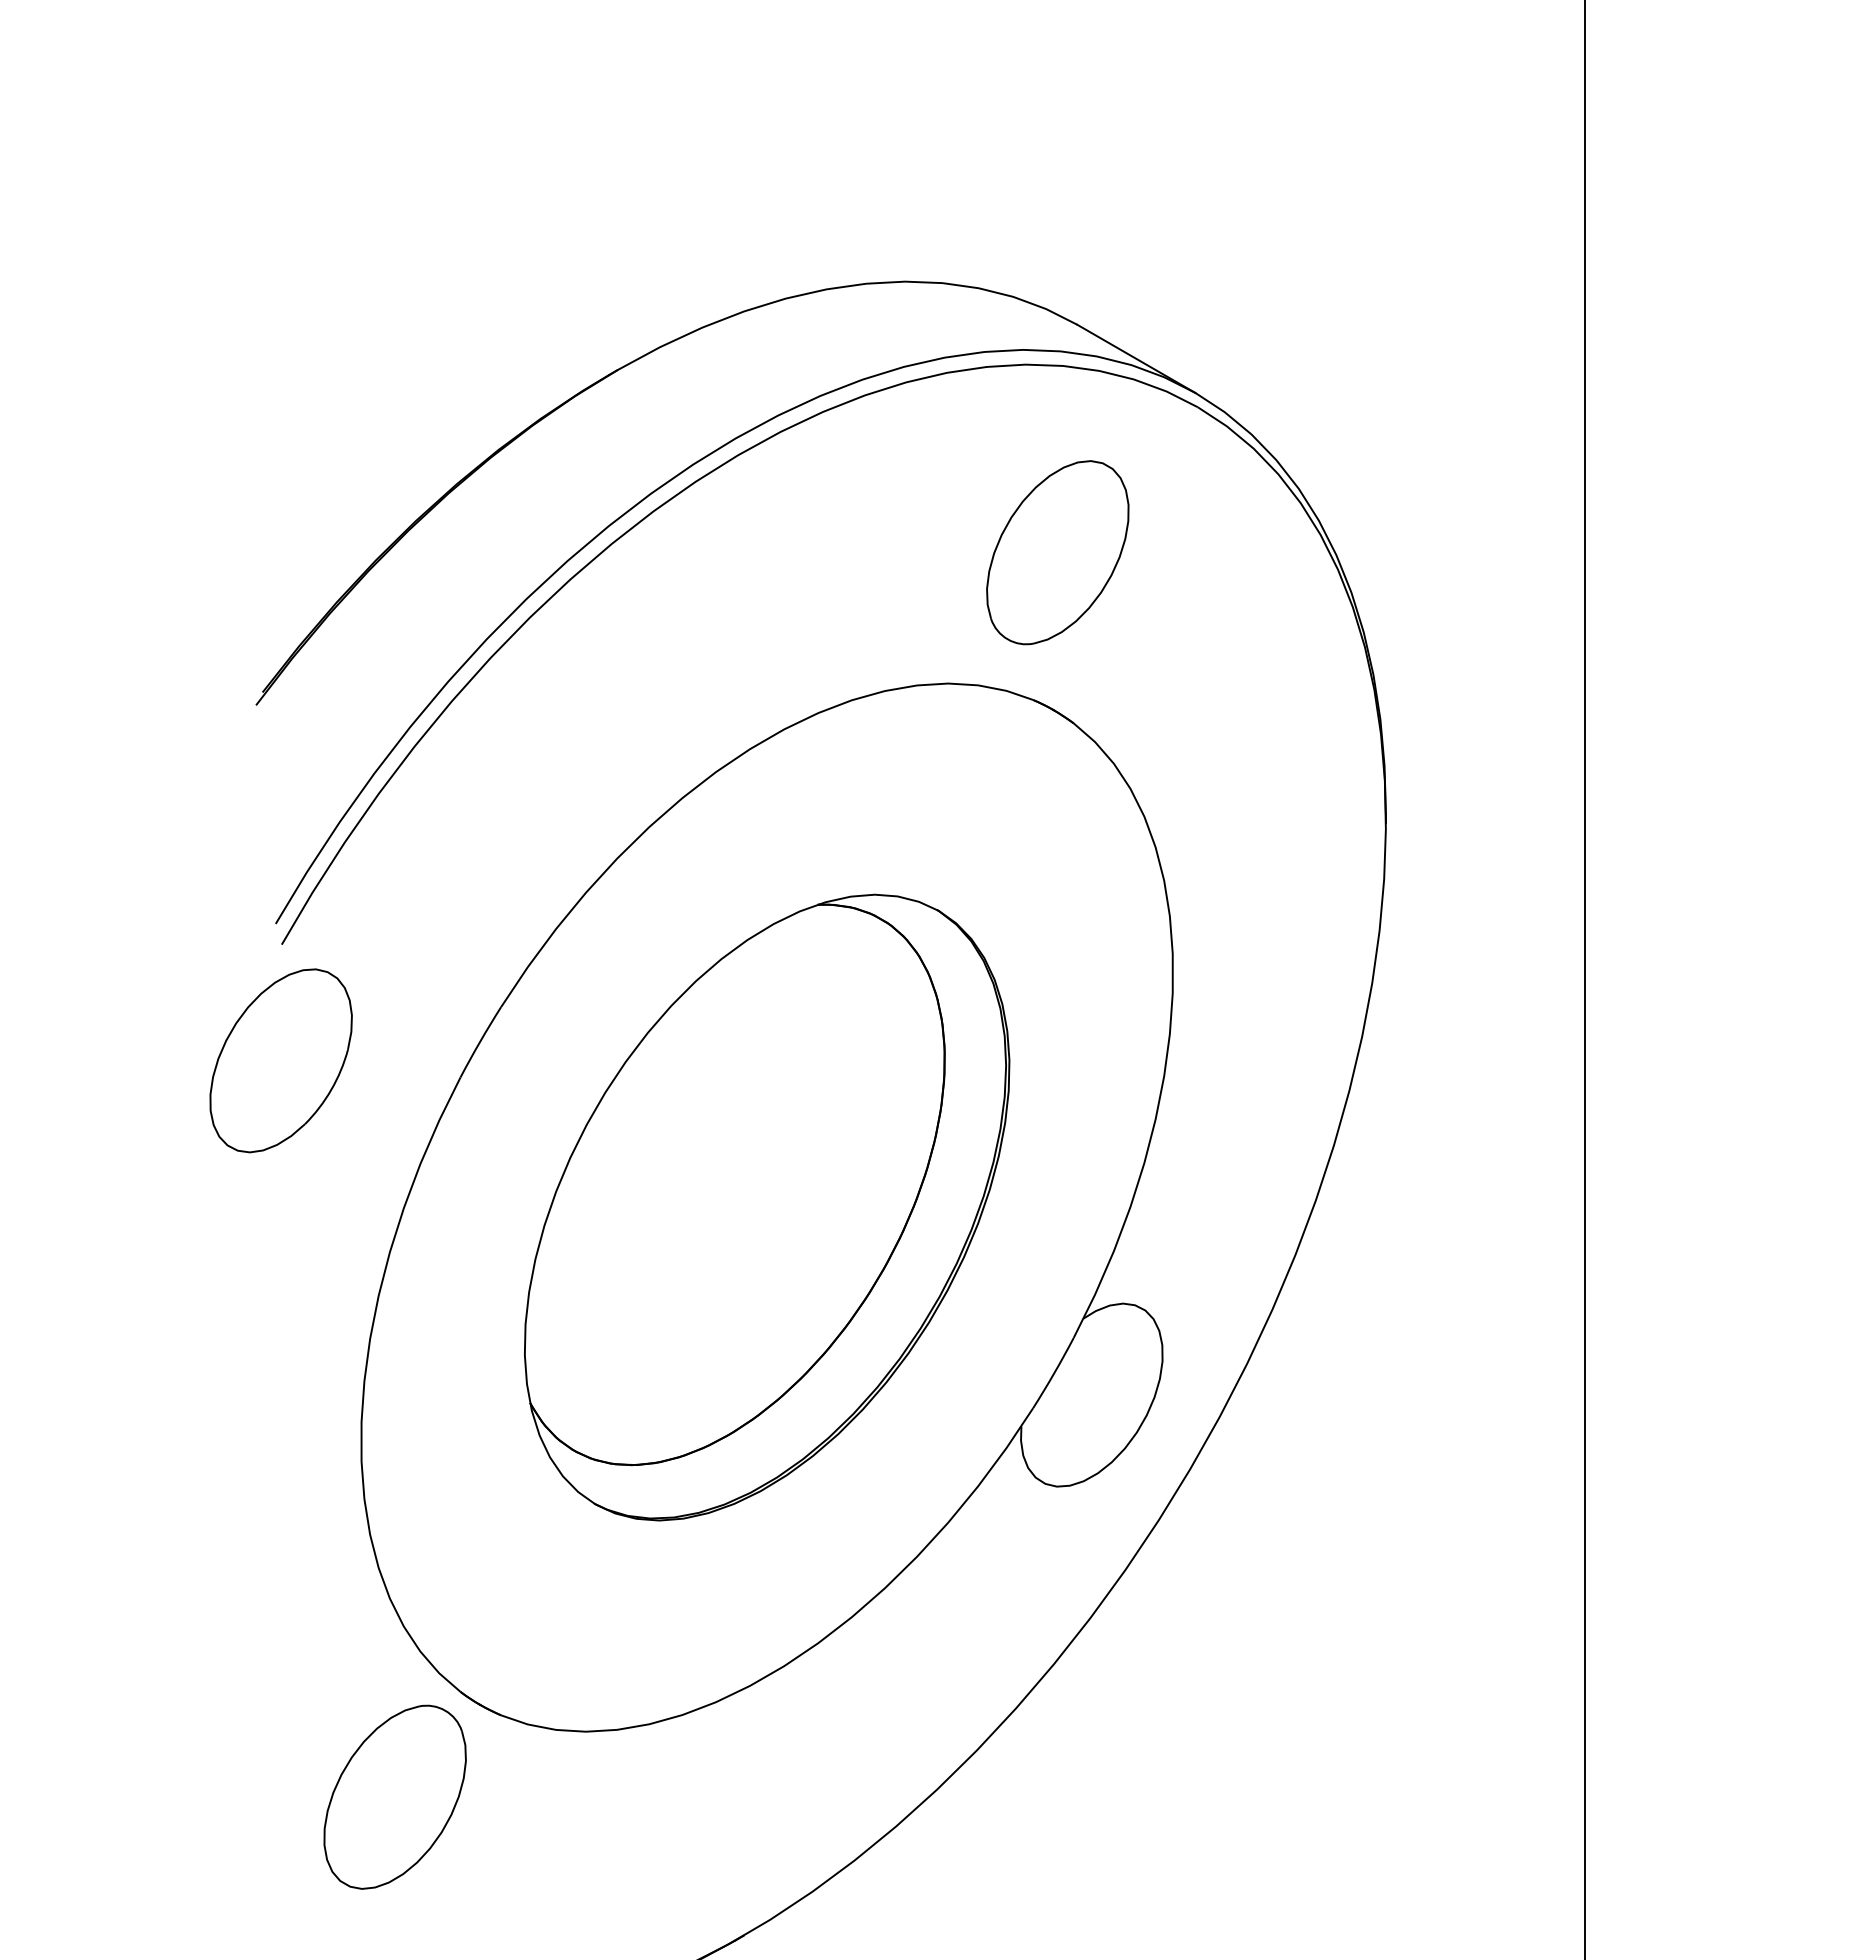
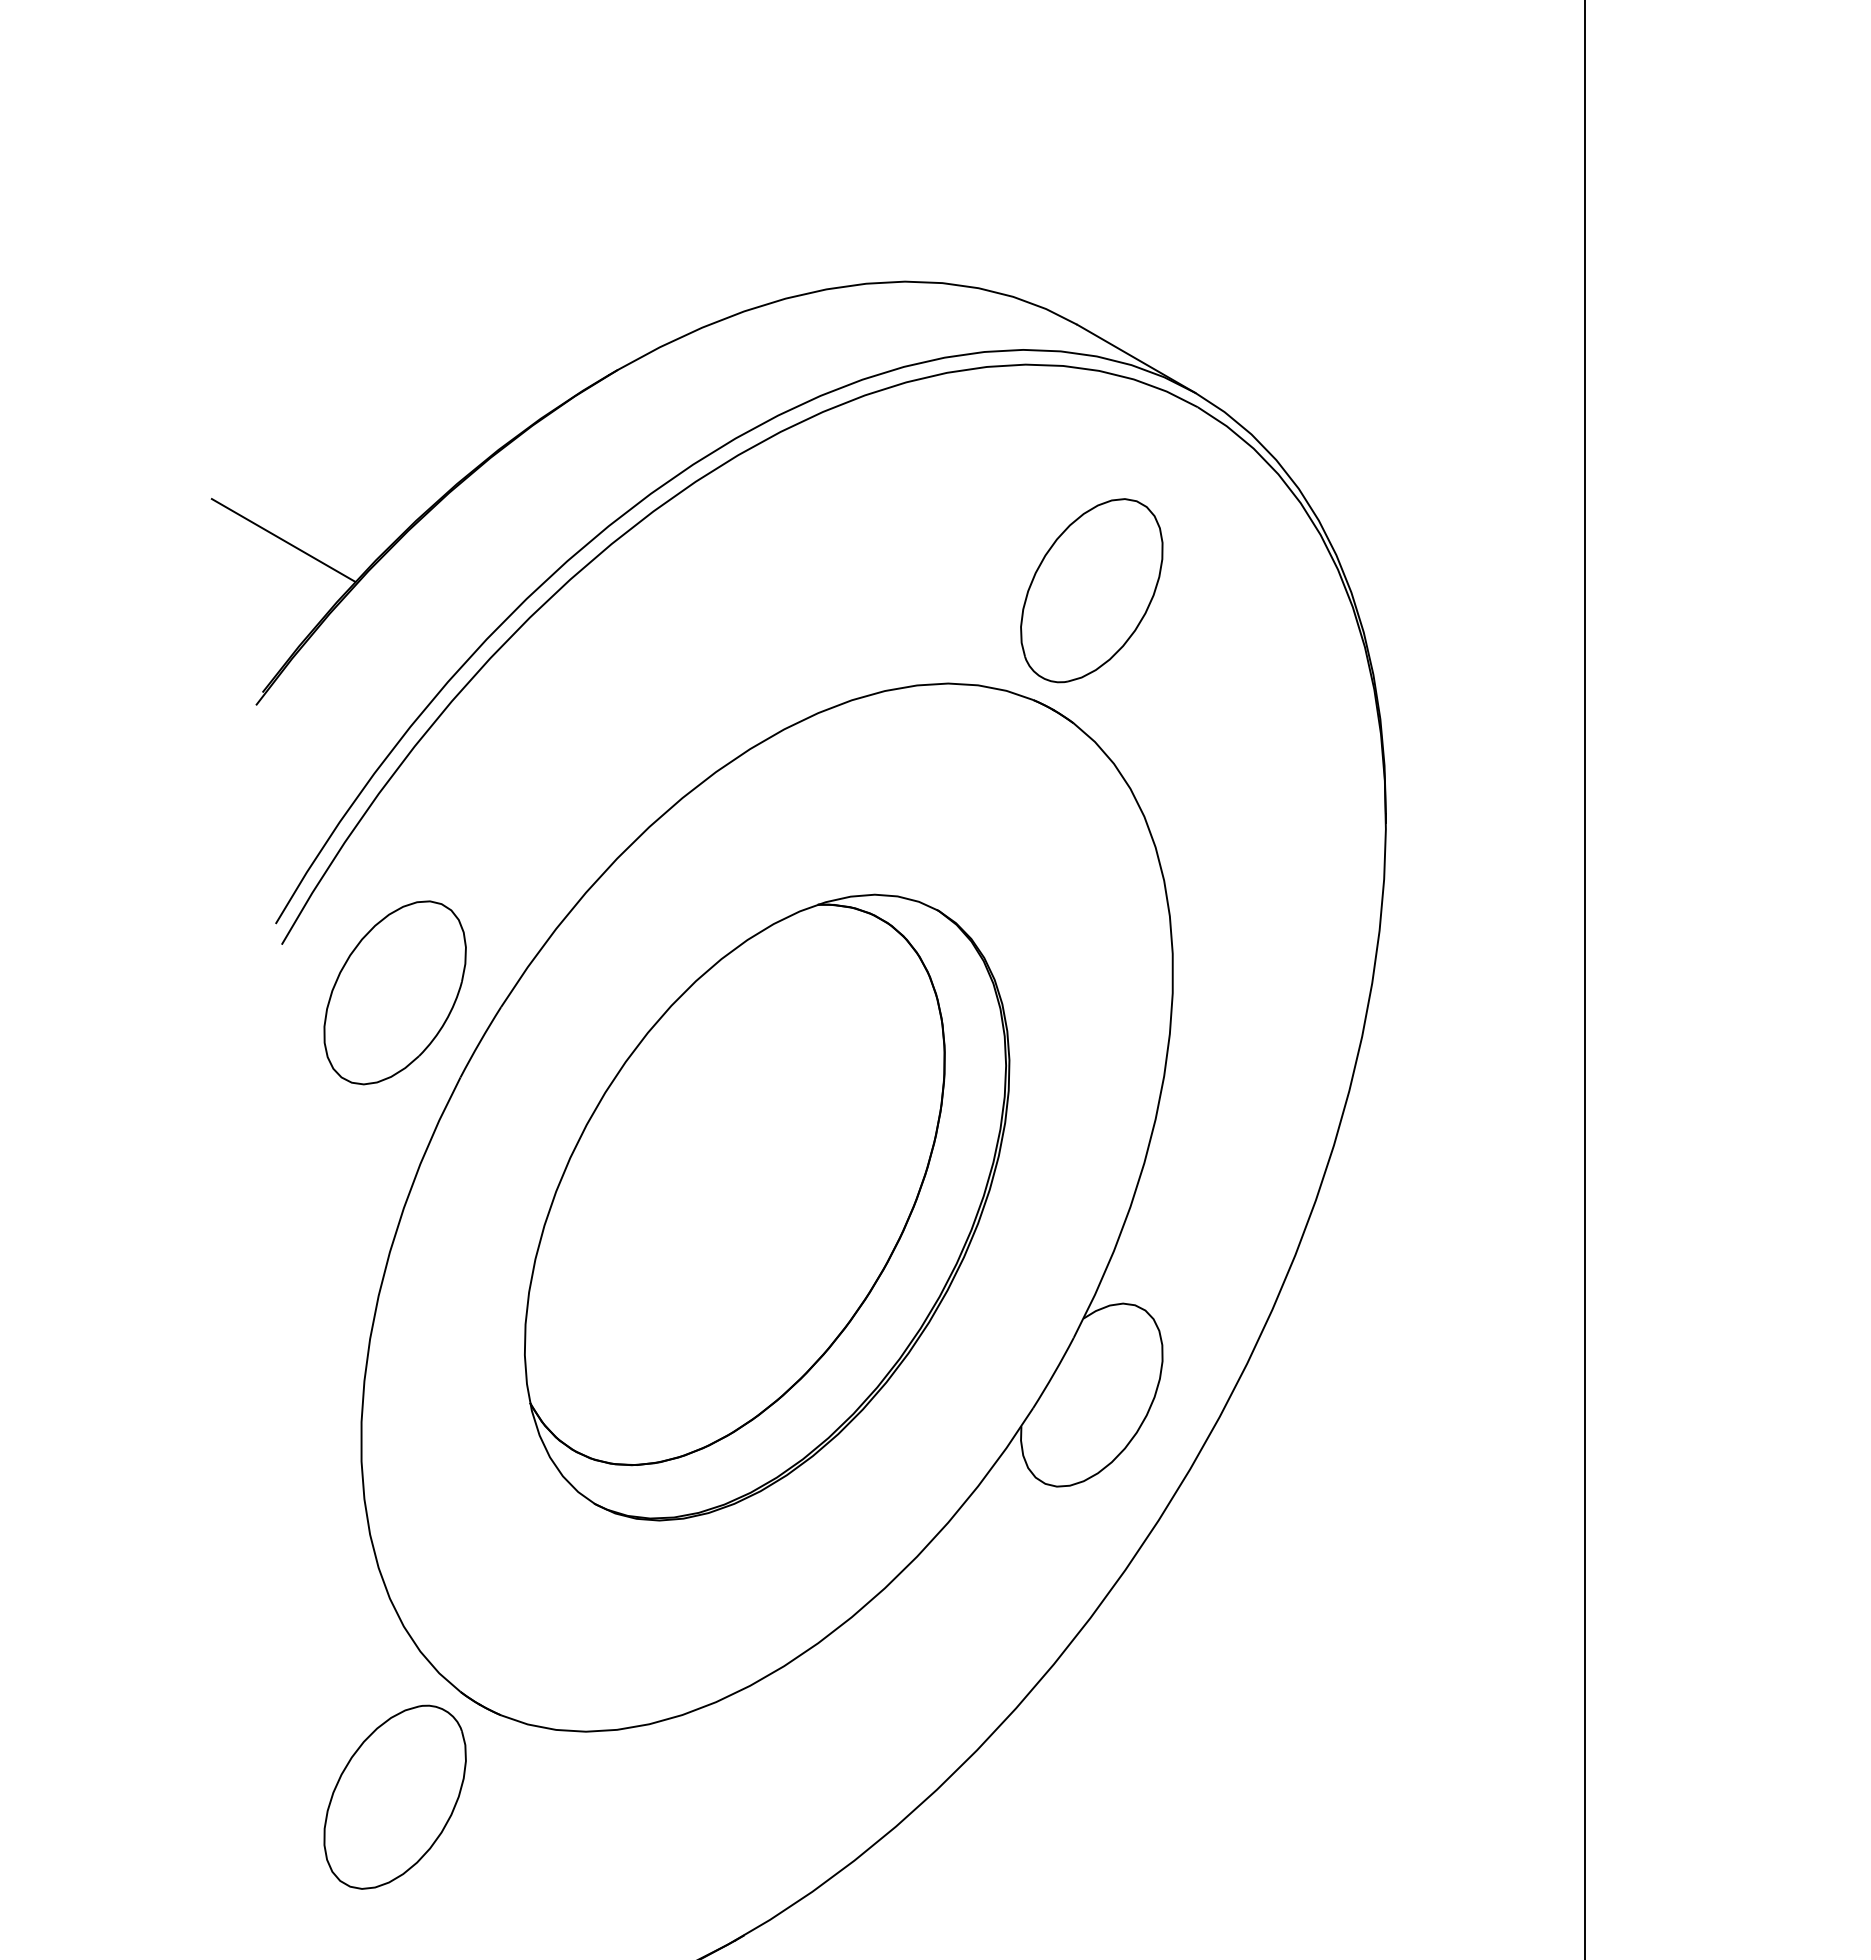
line: none -> present (283, 540)
part position: (1057, 552) -> (1091, 590) (1091, 590)
part position: (280, 1060) -> (394, 992) (394, 992)
